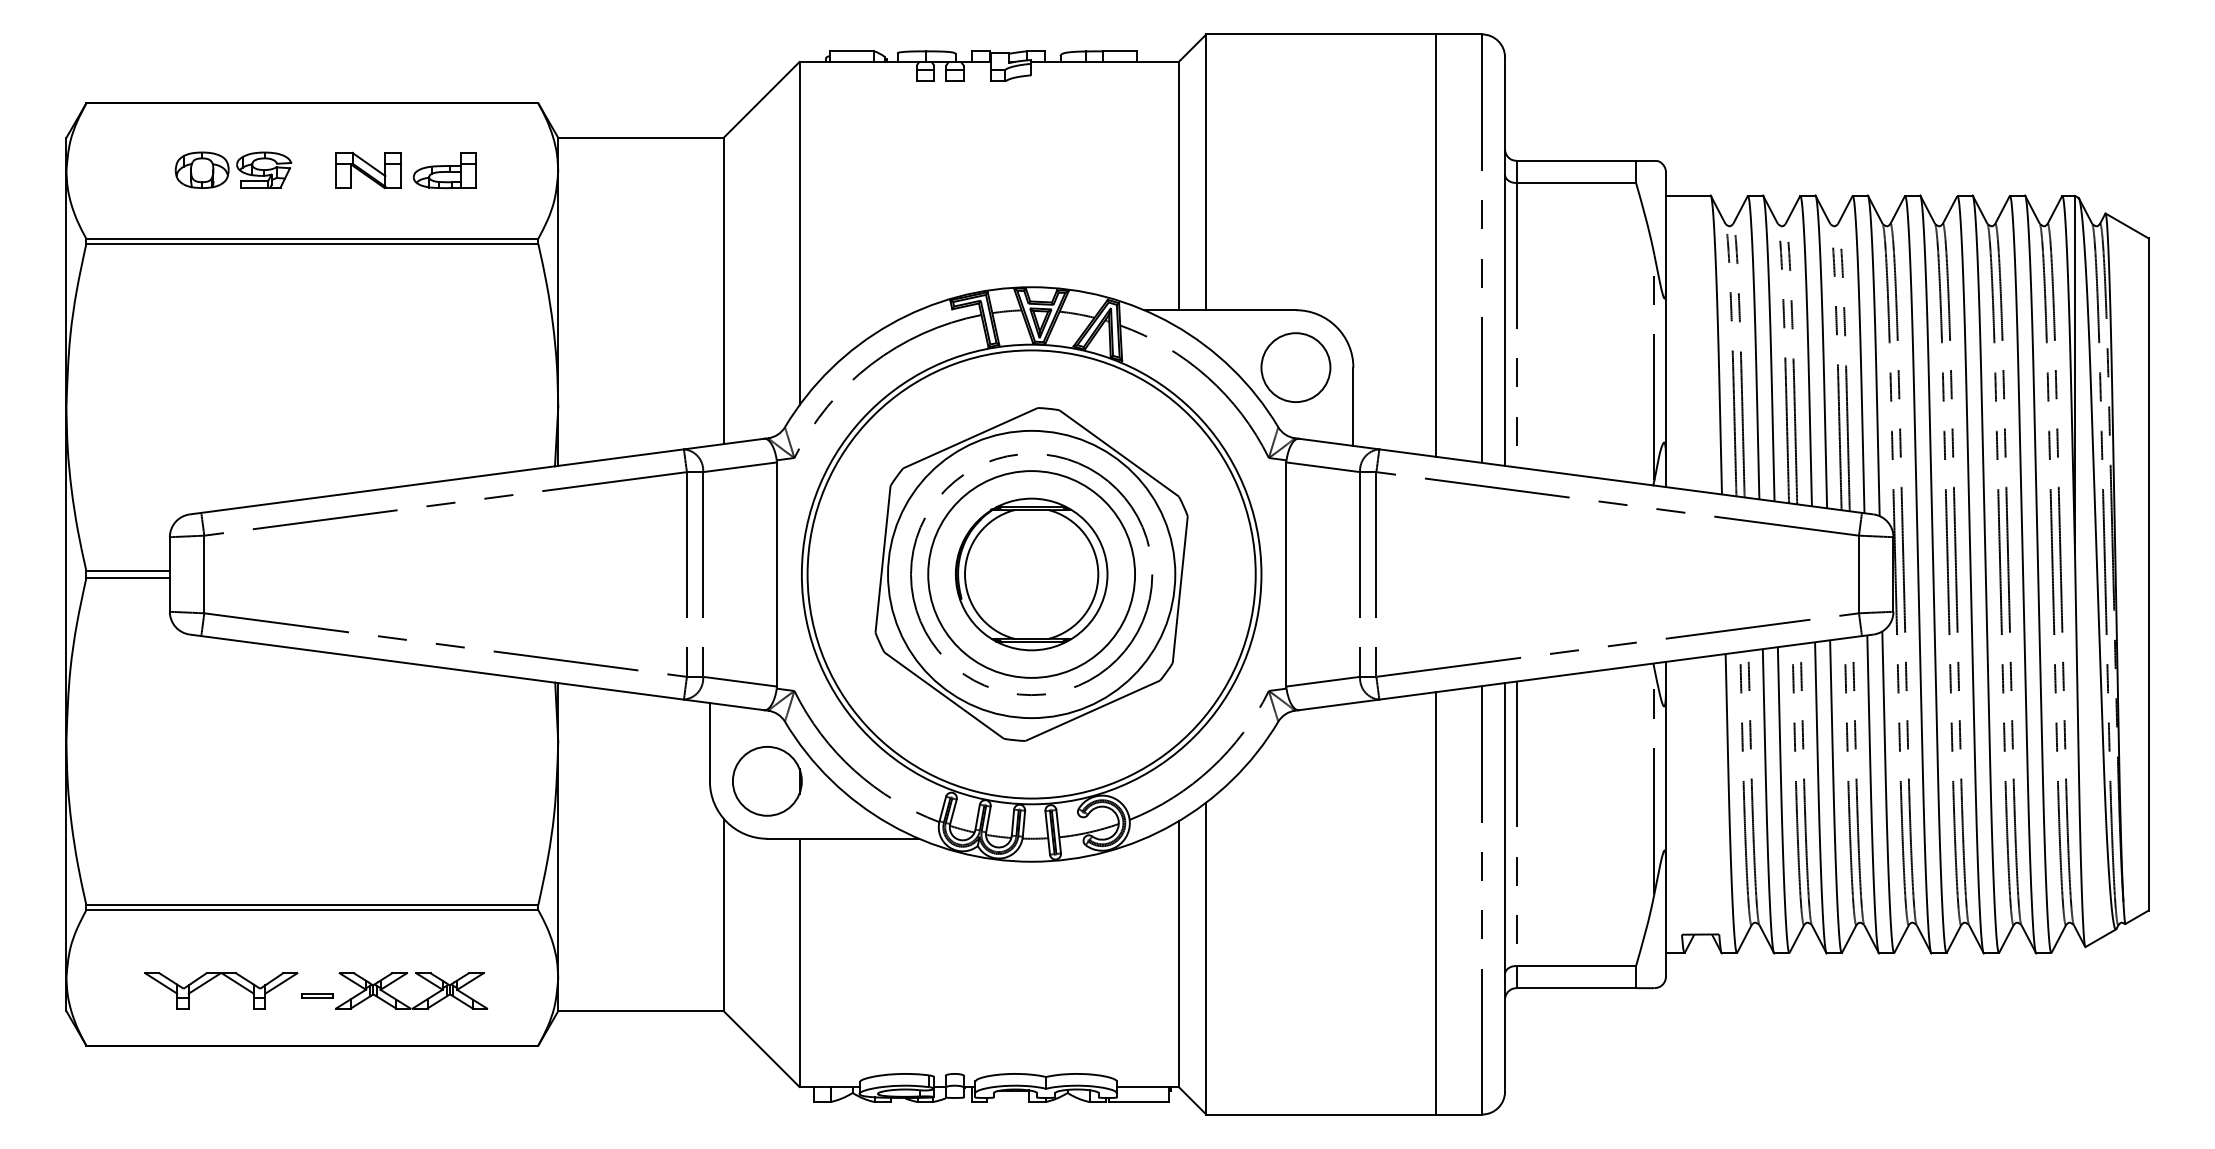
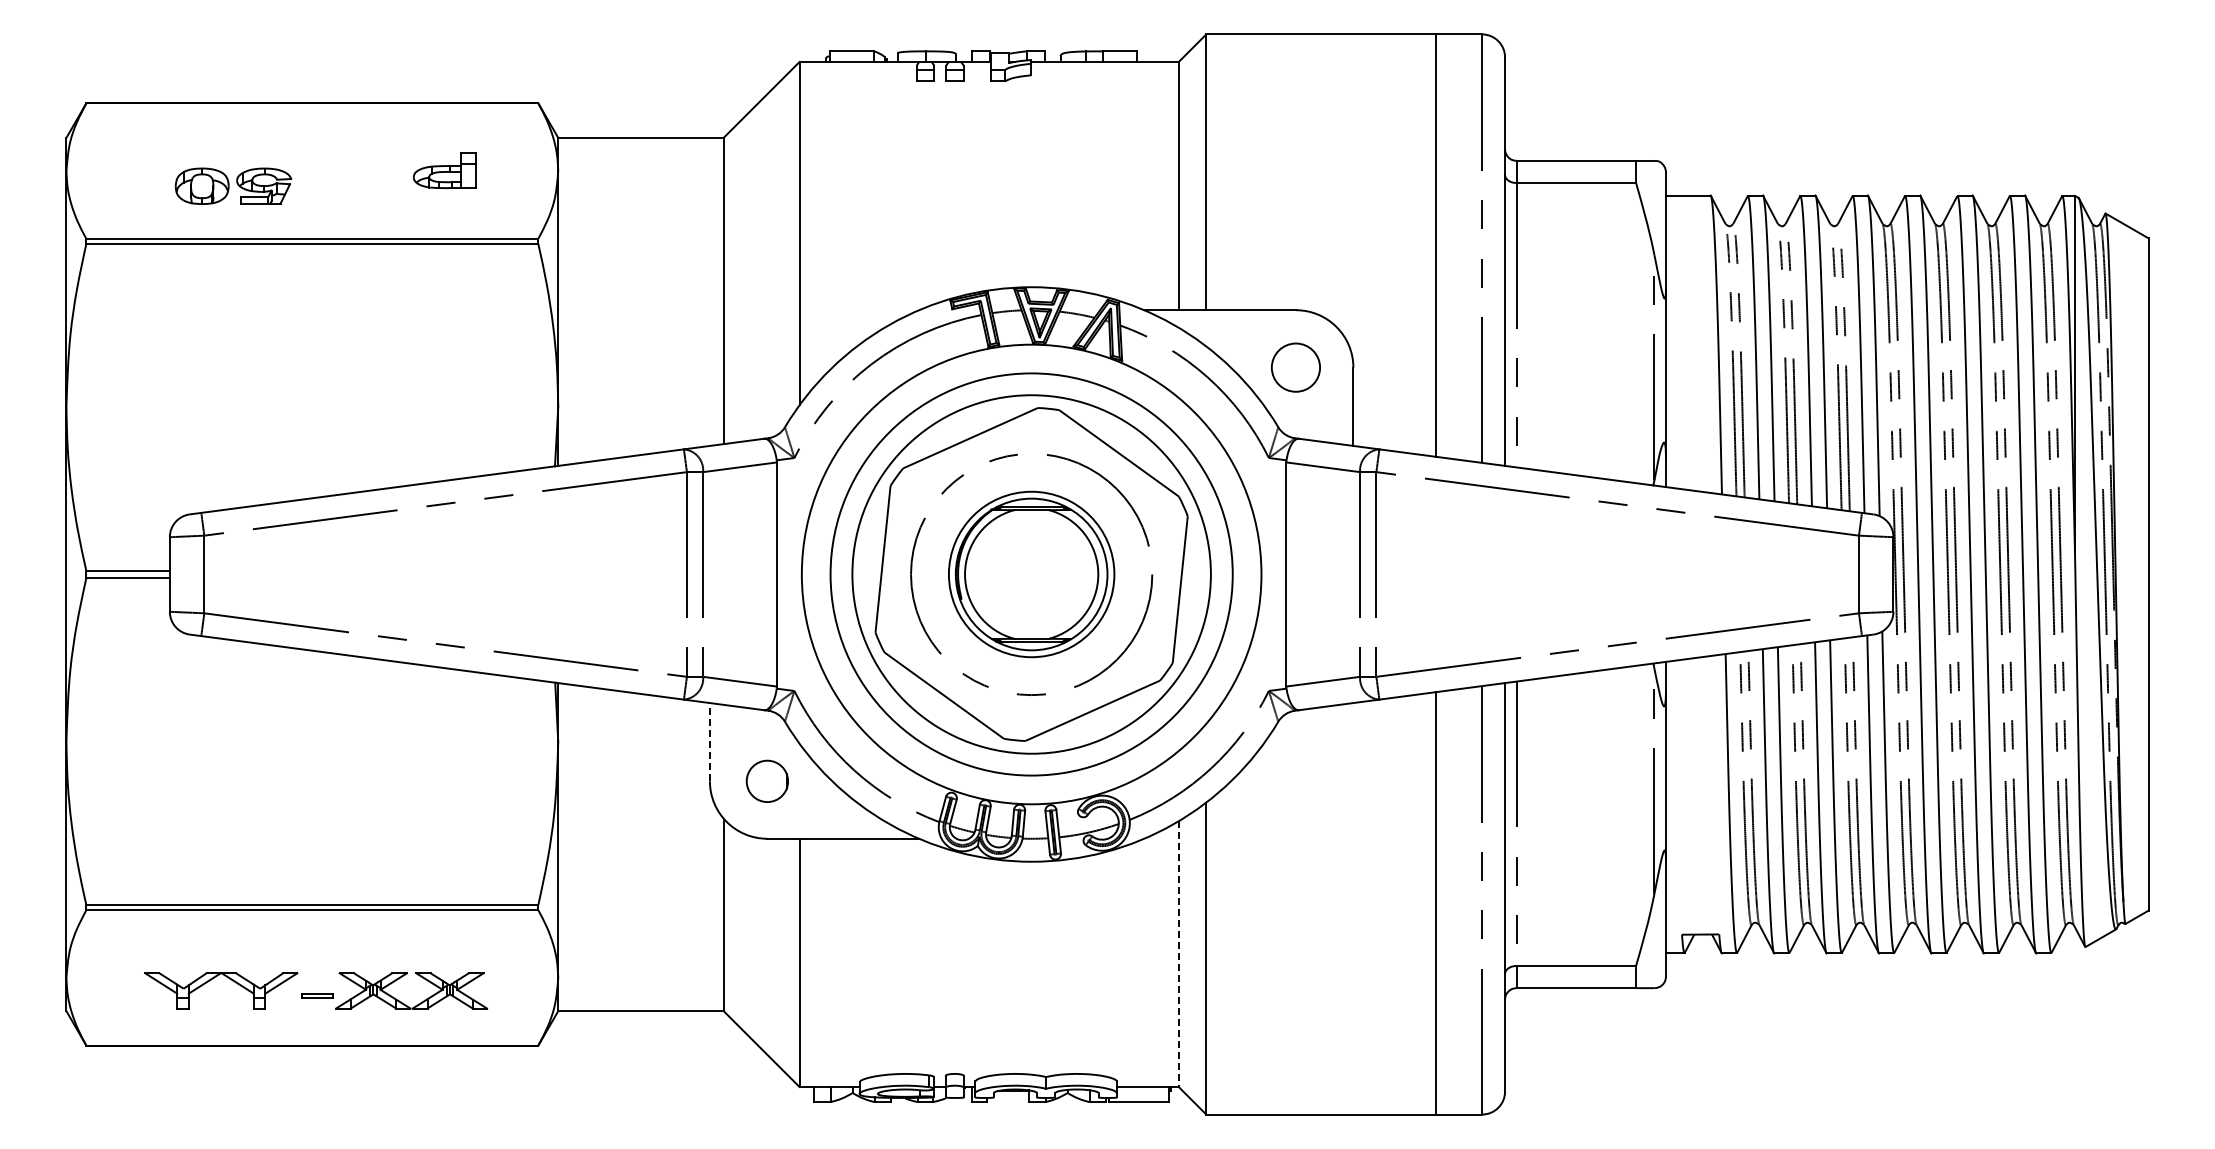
part position: (233, 169) -> (233, 185) (233, 185)
part: present -> none (368, 170)
circle diameter: 69 px -> 48 px (1295, 367)
circle diameter: 207 px -> 165 px (1031, 574)
circle diameter: 287 px -> 402 px (1031, 574)
circle diameter: 448 px -> 359 px (1031, 574)
line: solid -> dashed (709, 741)
circle size: 71x71 px -> 44x44 px (766, 780)
line: solid -> dashed (1178, 954)
